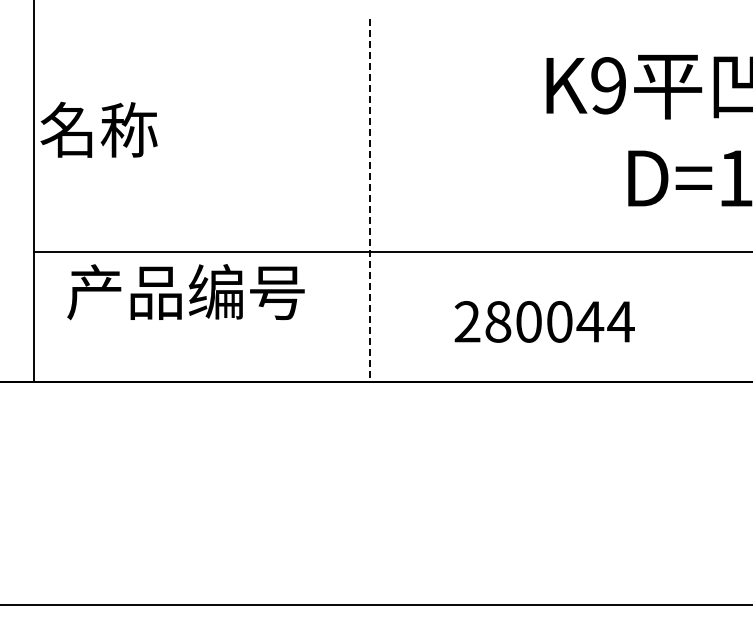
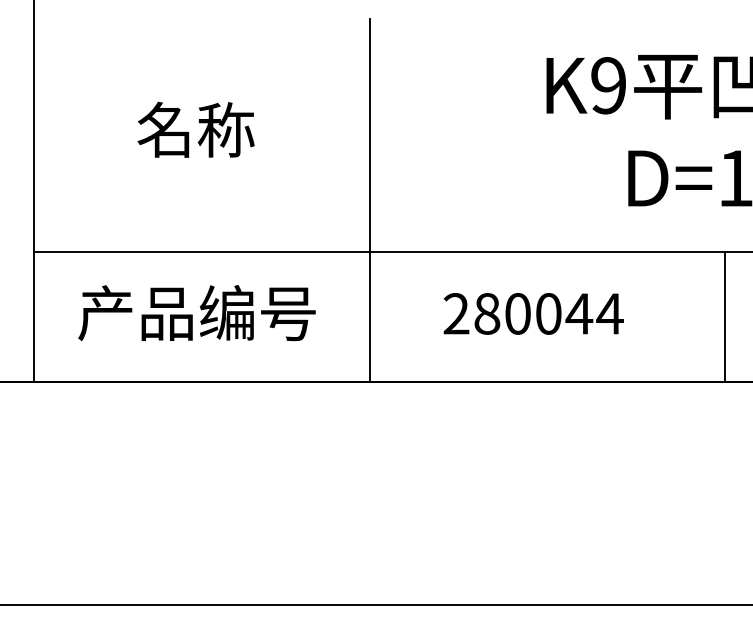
text position: (98, 129) -> (195, 129) (195, 129)
line: dashed -> solid (370, 200)
text position: (185, 292) -> (196, 313) (196, 313)
line: none -> present (725, 317)
text position: (544, 321) -> (533, 313) (533, 313)
